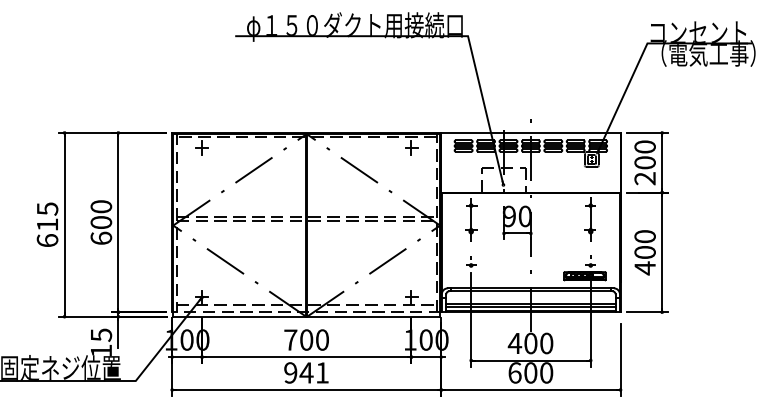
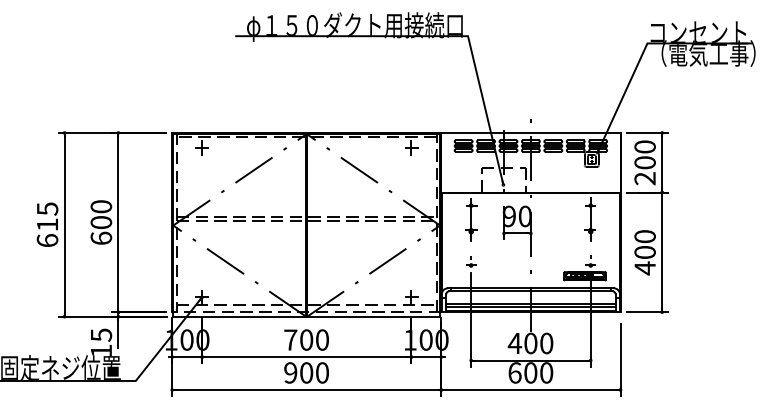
text: 941 -> 900 (313, 372)
